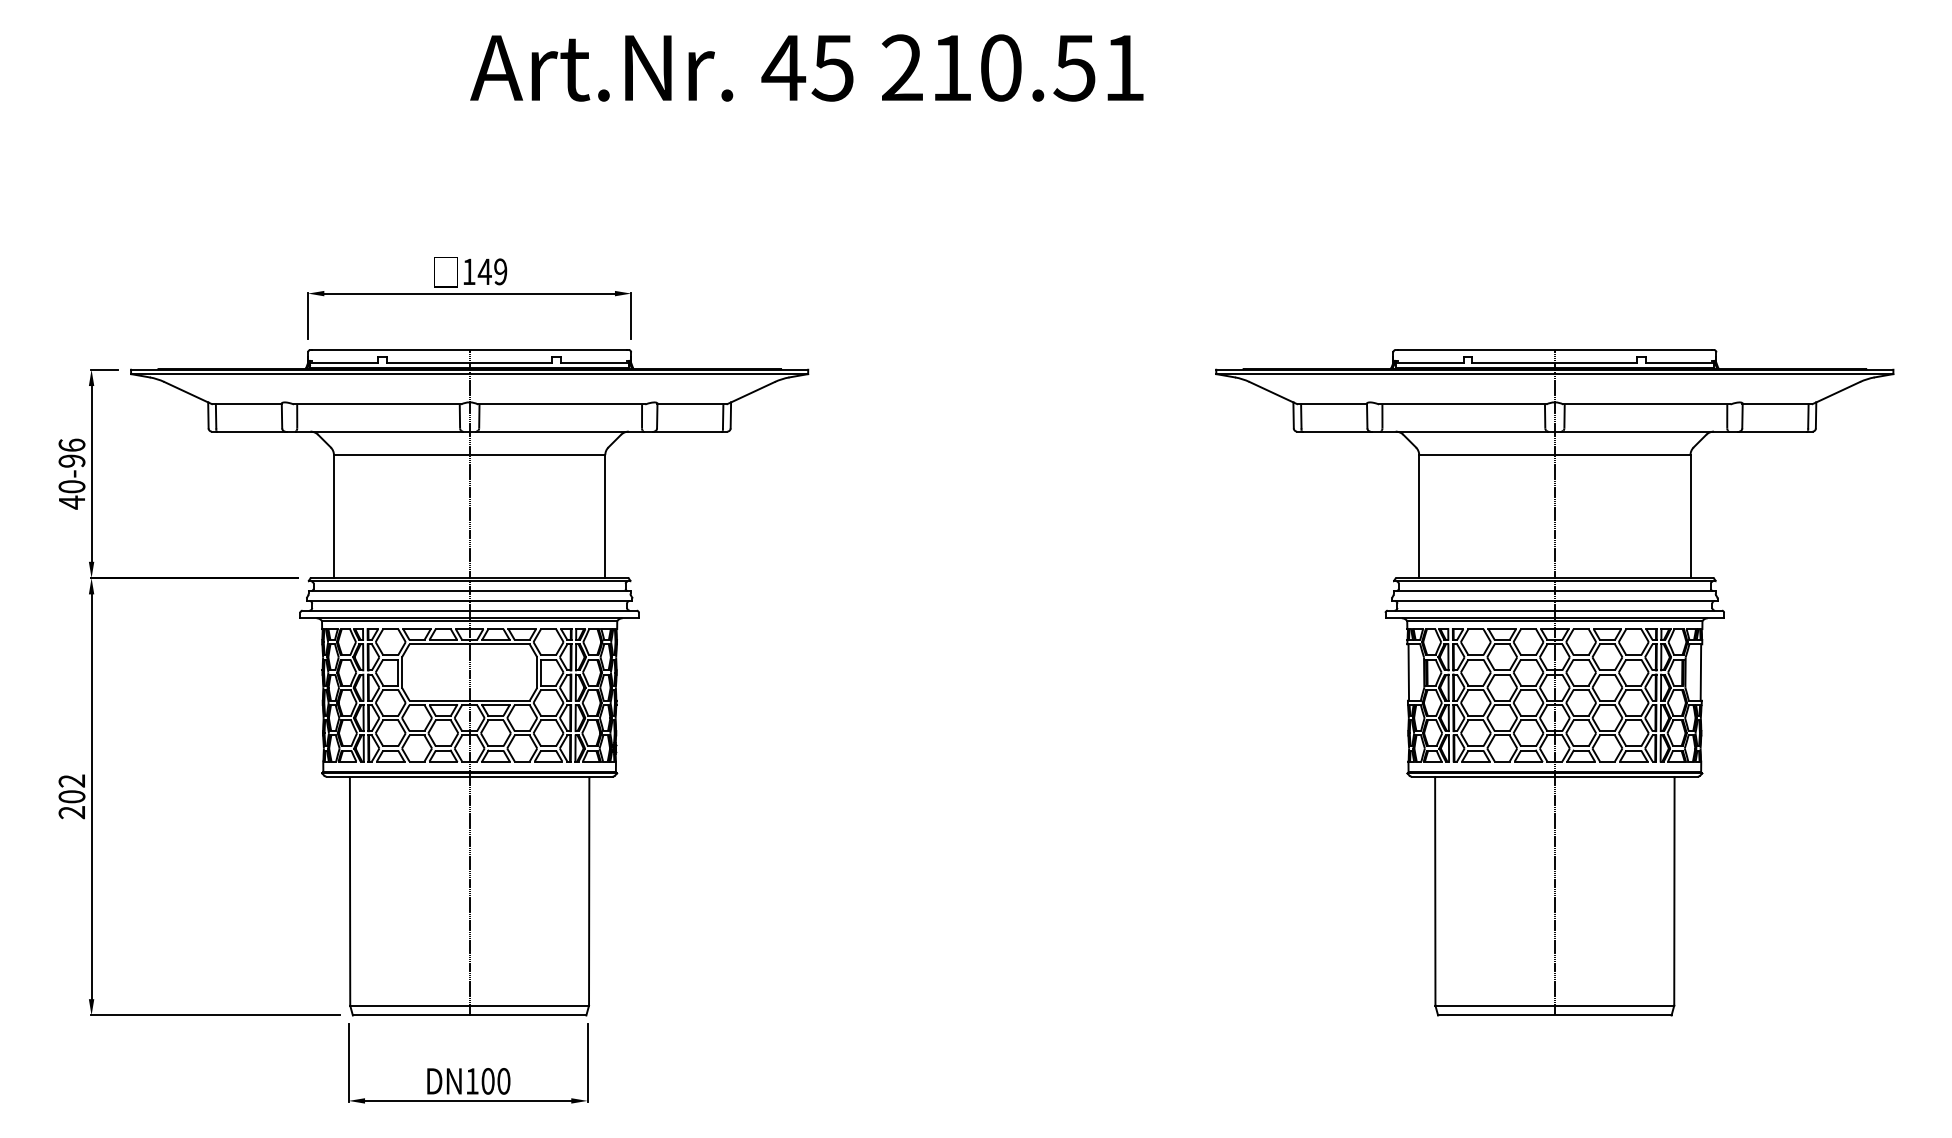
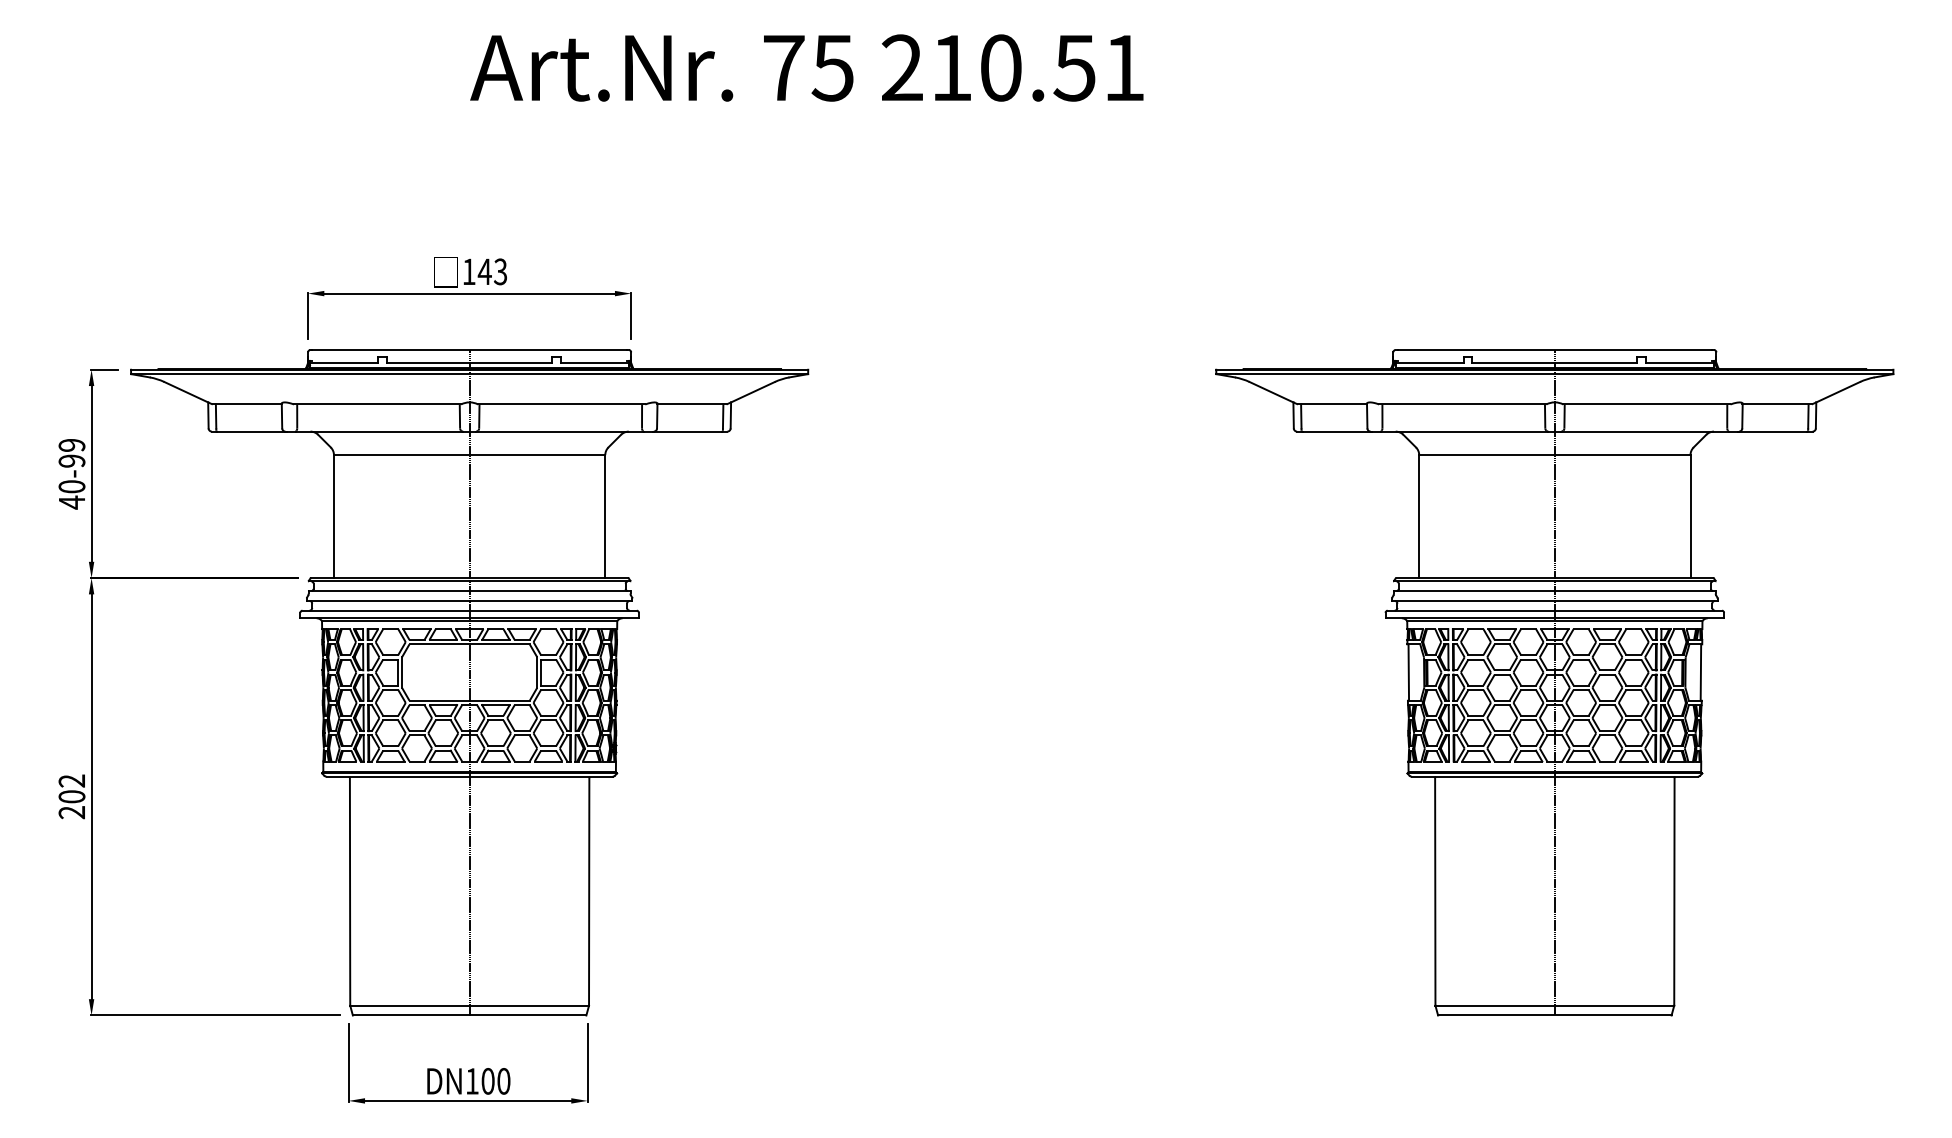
text: 45 -> 75 (783, 67)
text: 149 -> 143 (500, 271)
text: 40-96 -> 40-99 (71, 444)
